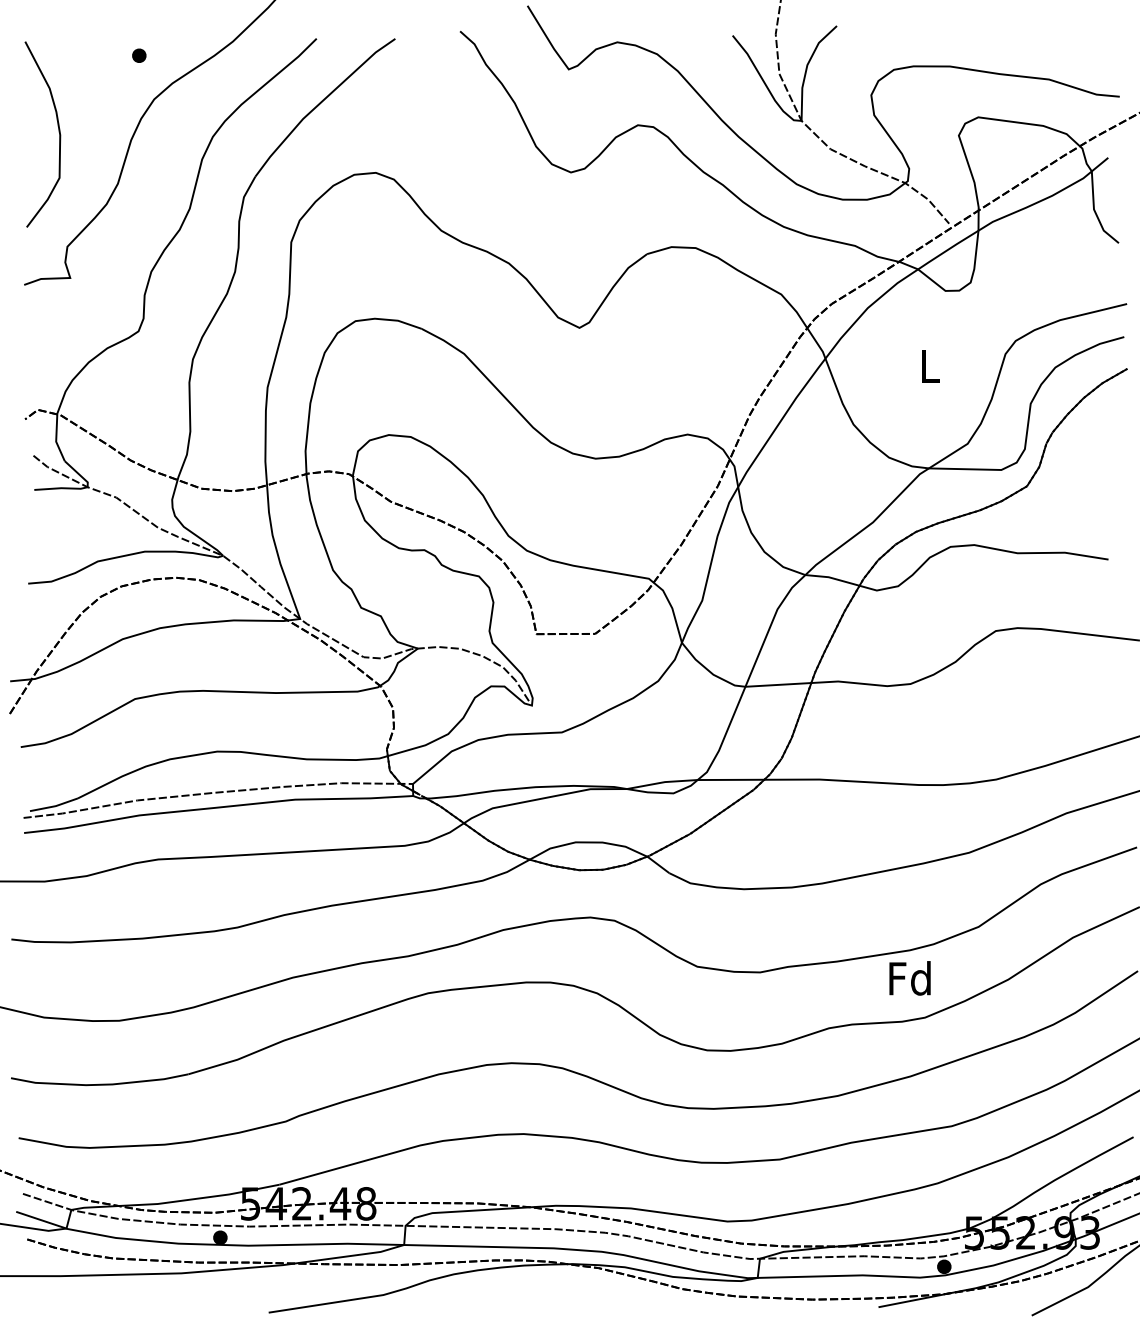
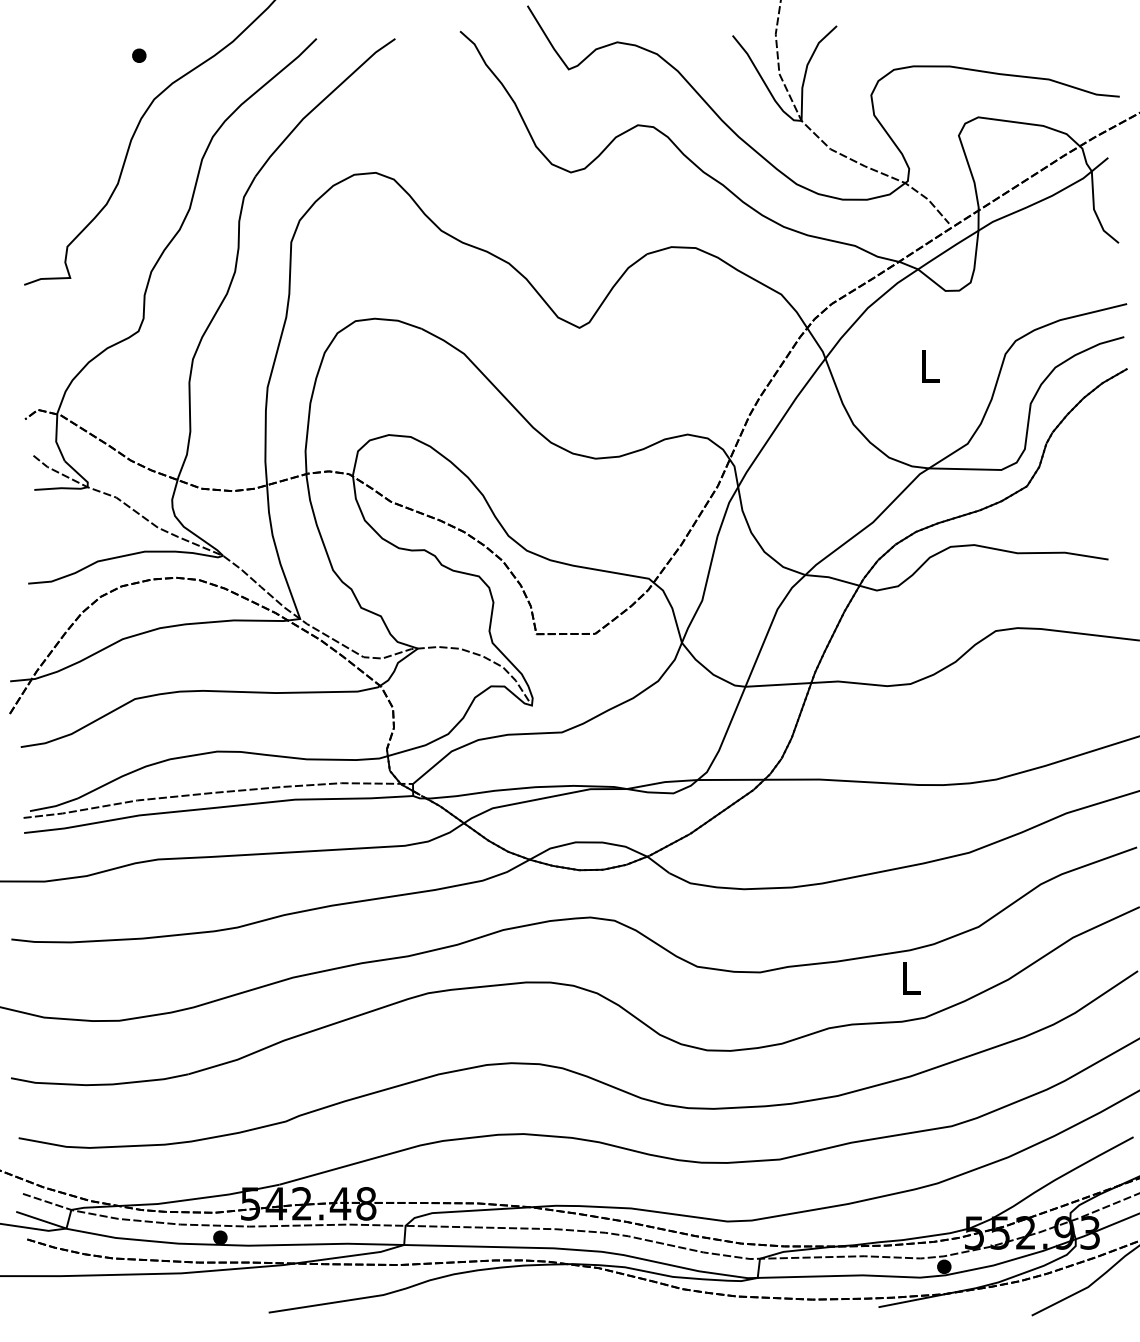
curve: present -> none (58, 132)
text: Fd -> L (909, 978)
